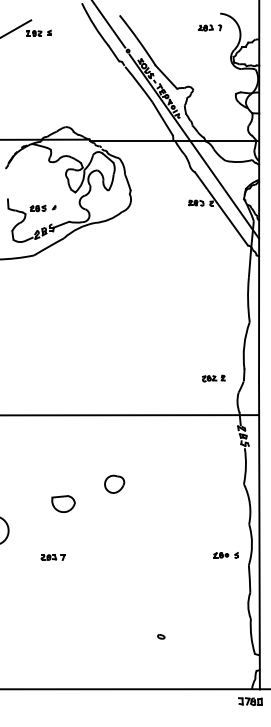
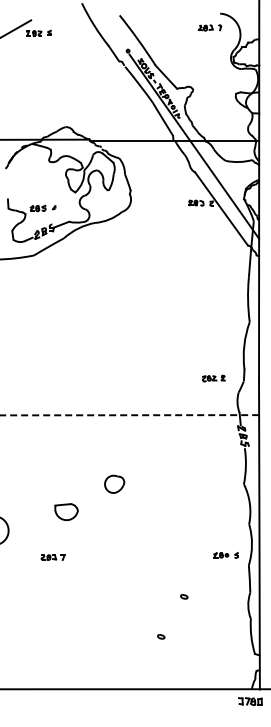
line: present -> none (109, 24)
line: solid -> dashed (130, 415)
part position: (63, 503) -> (66, 511) (66, 511)
part: none -> present (184, 596)
